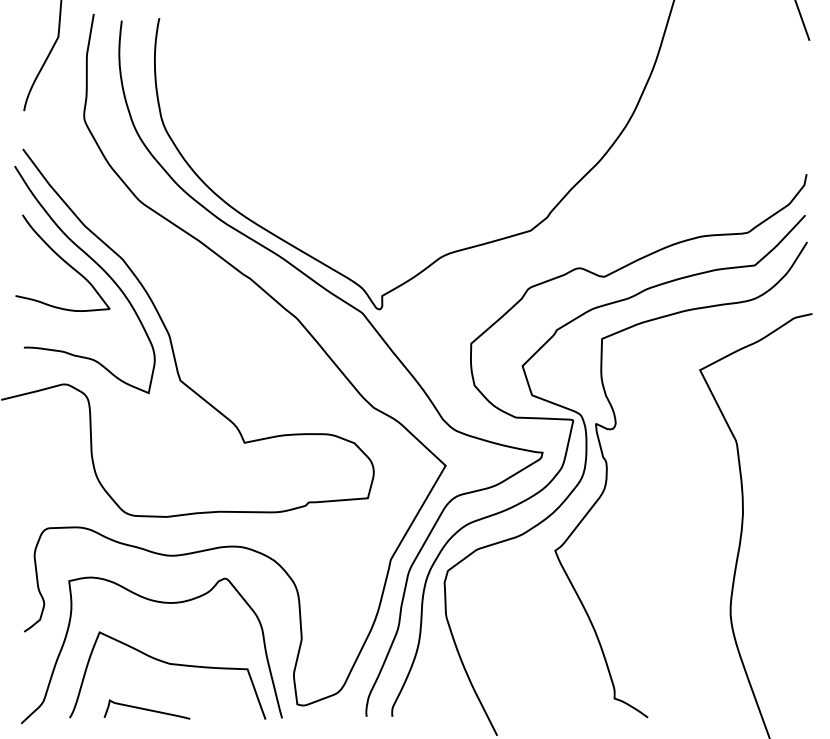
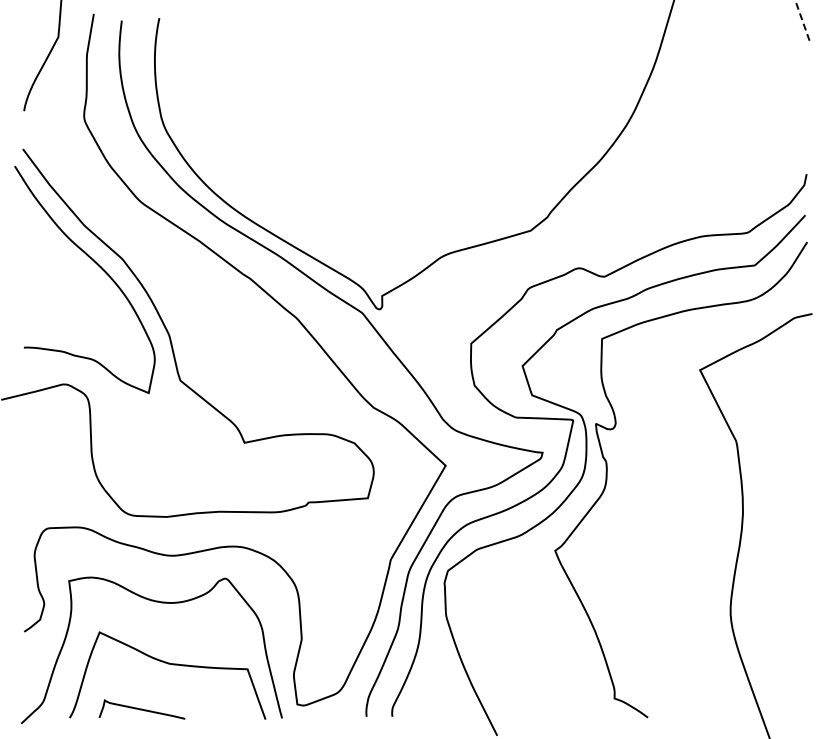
line: solid -> dashed (802, 20)
curve: present -> none (63, 261)
curve position: (146, 709) -> (141, 709) (141, 709)
